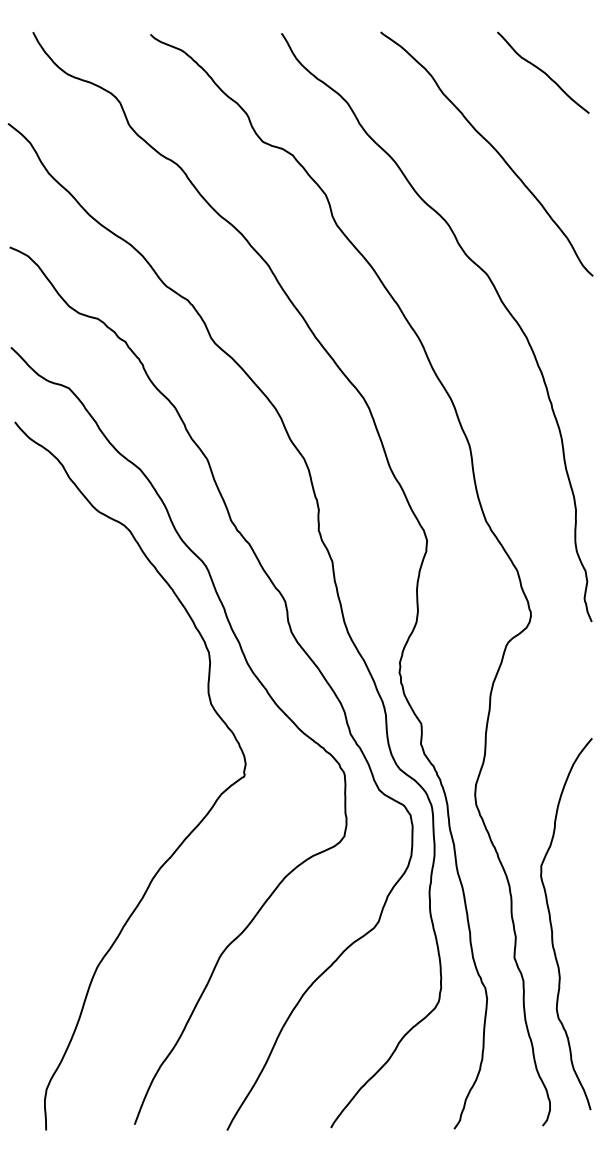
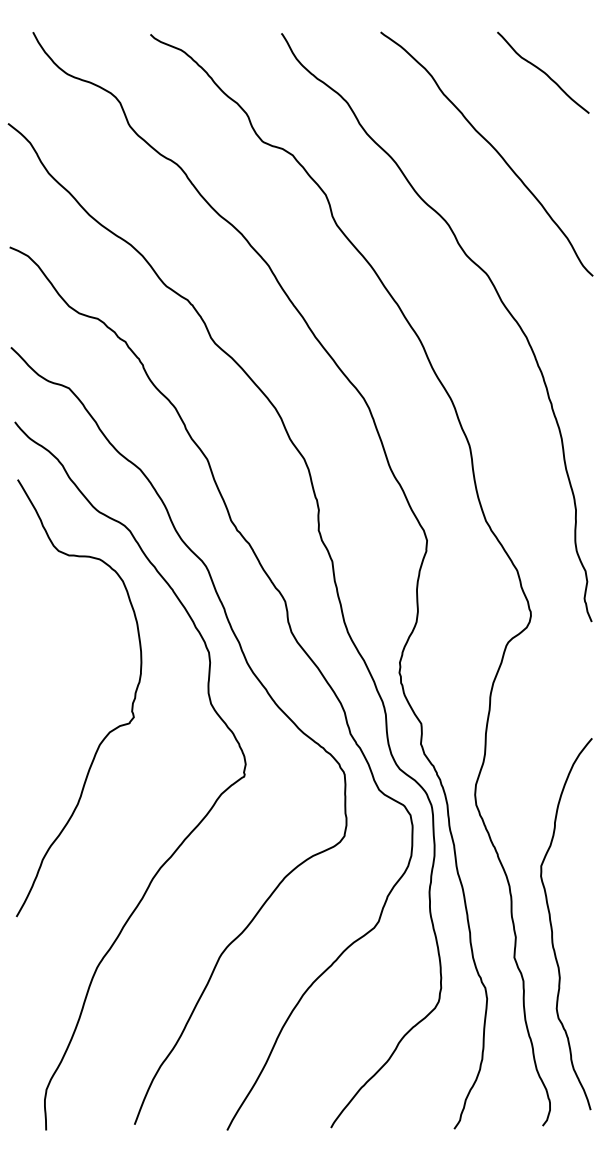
curve: none -> present (110, 730)
